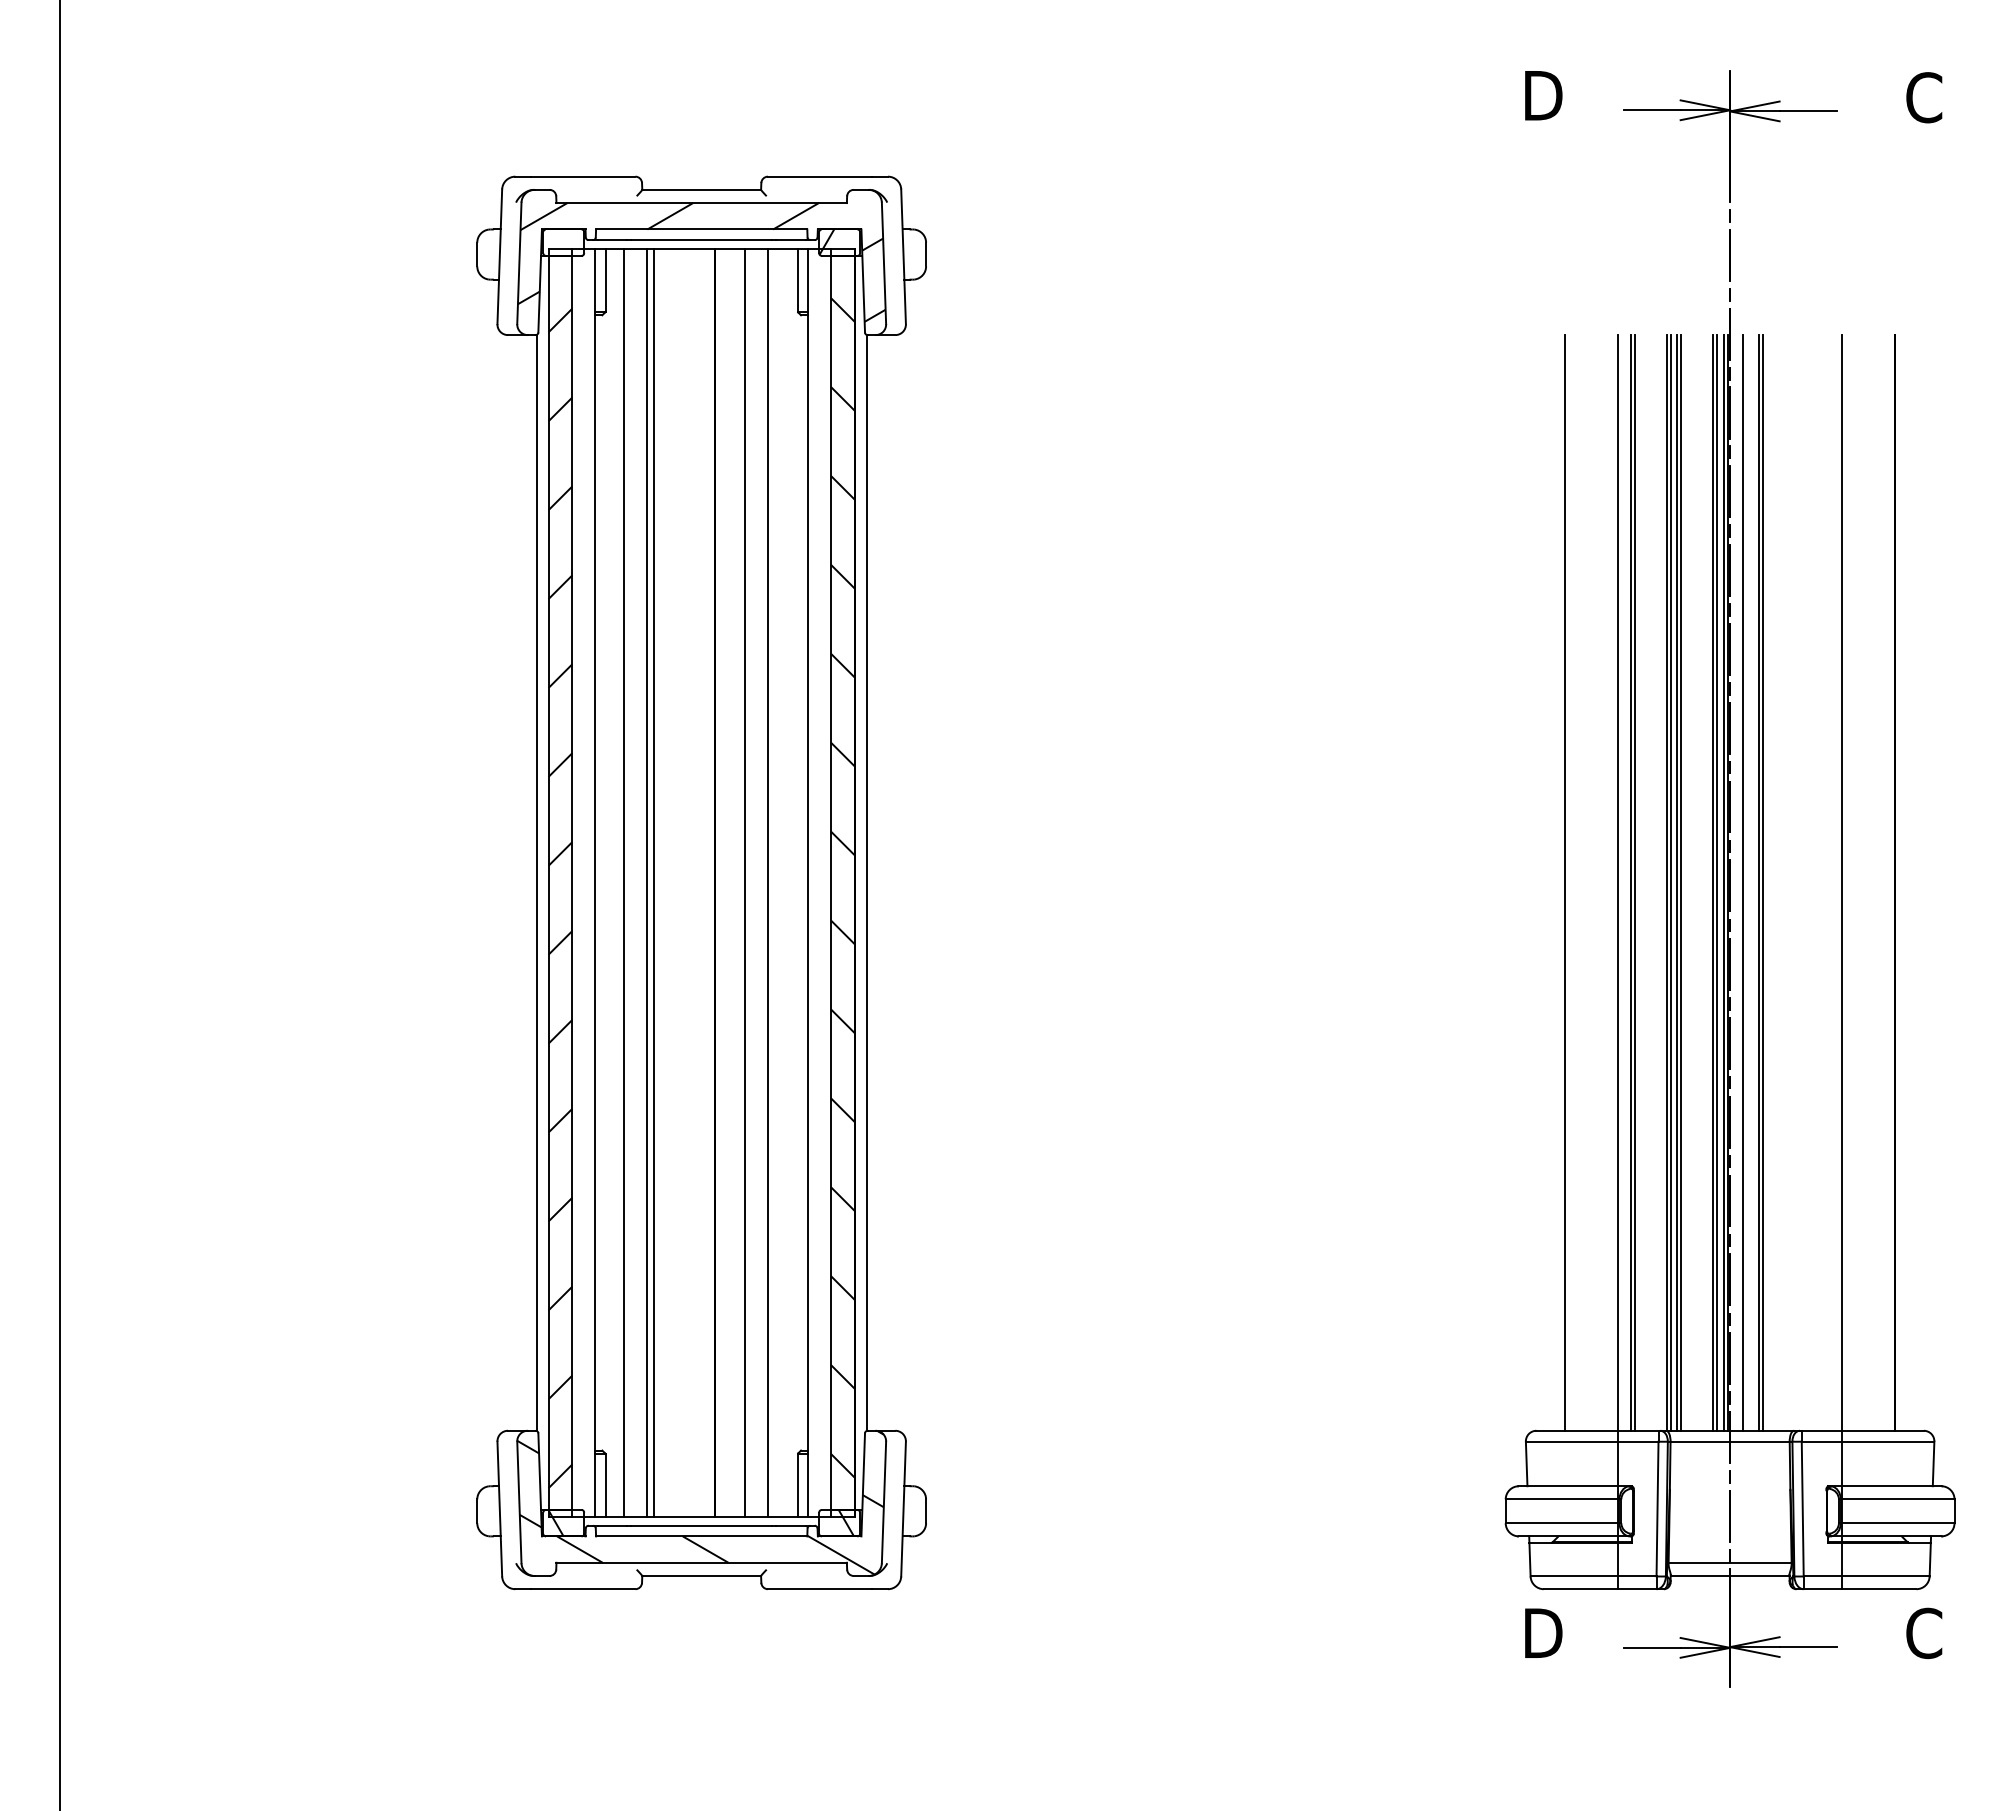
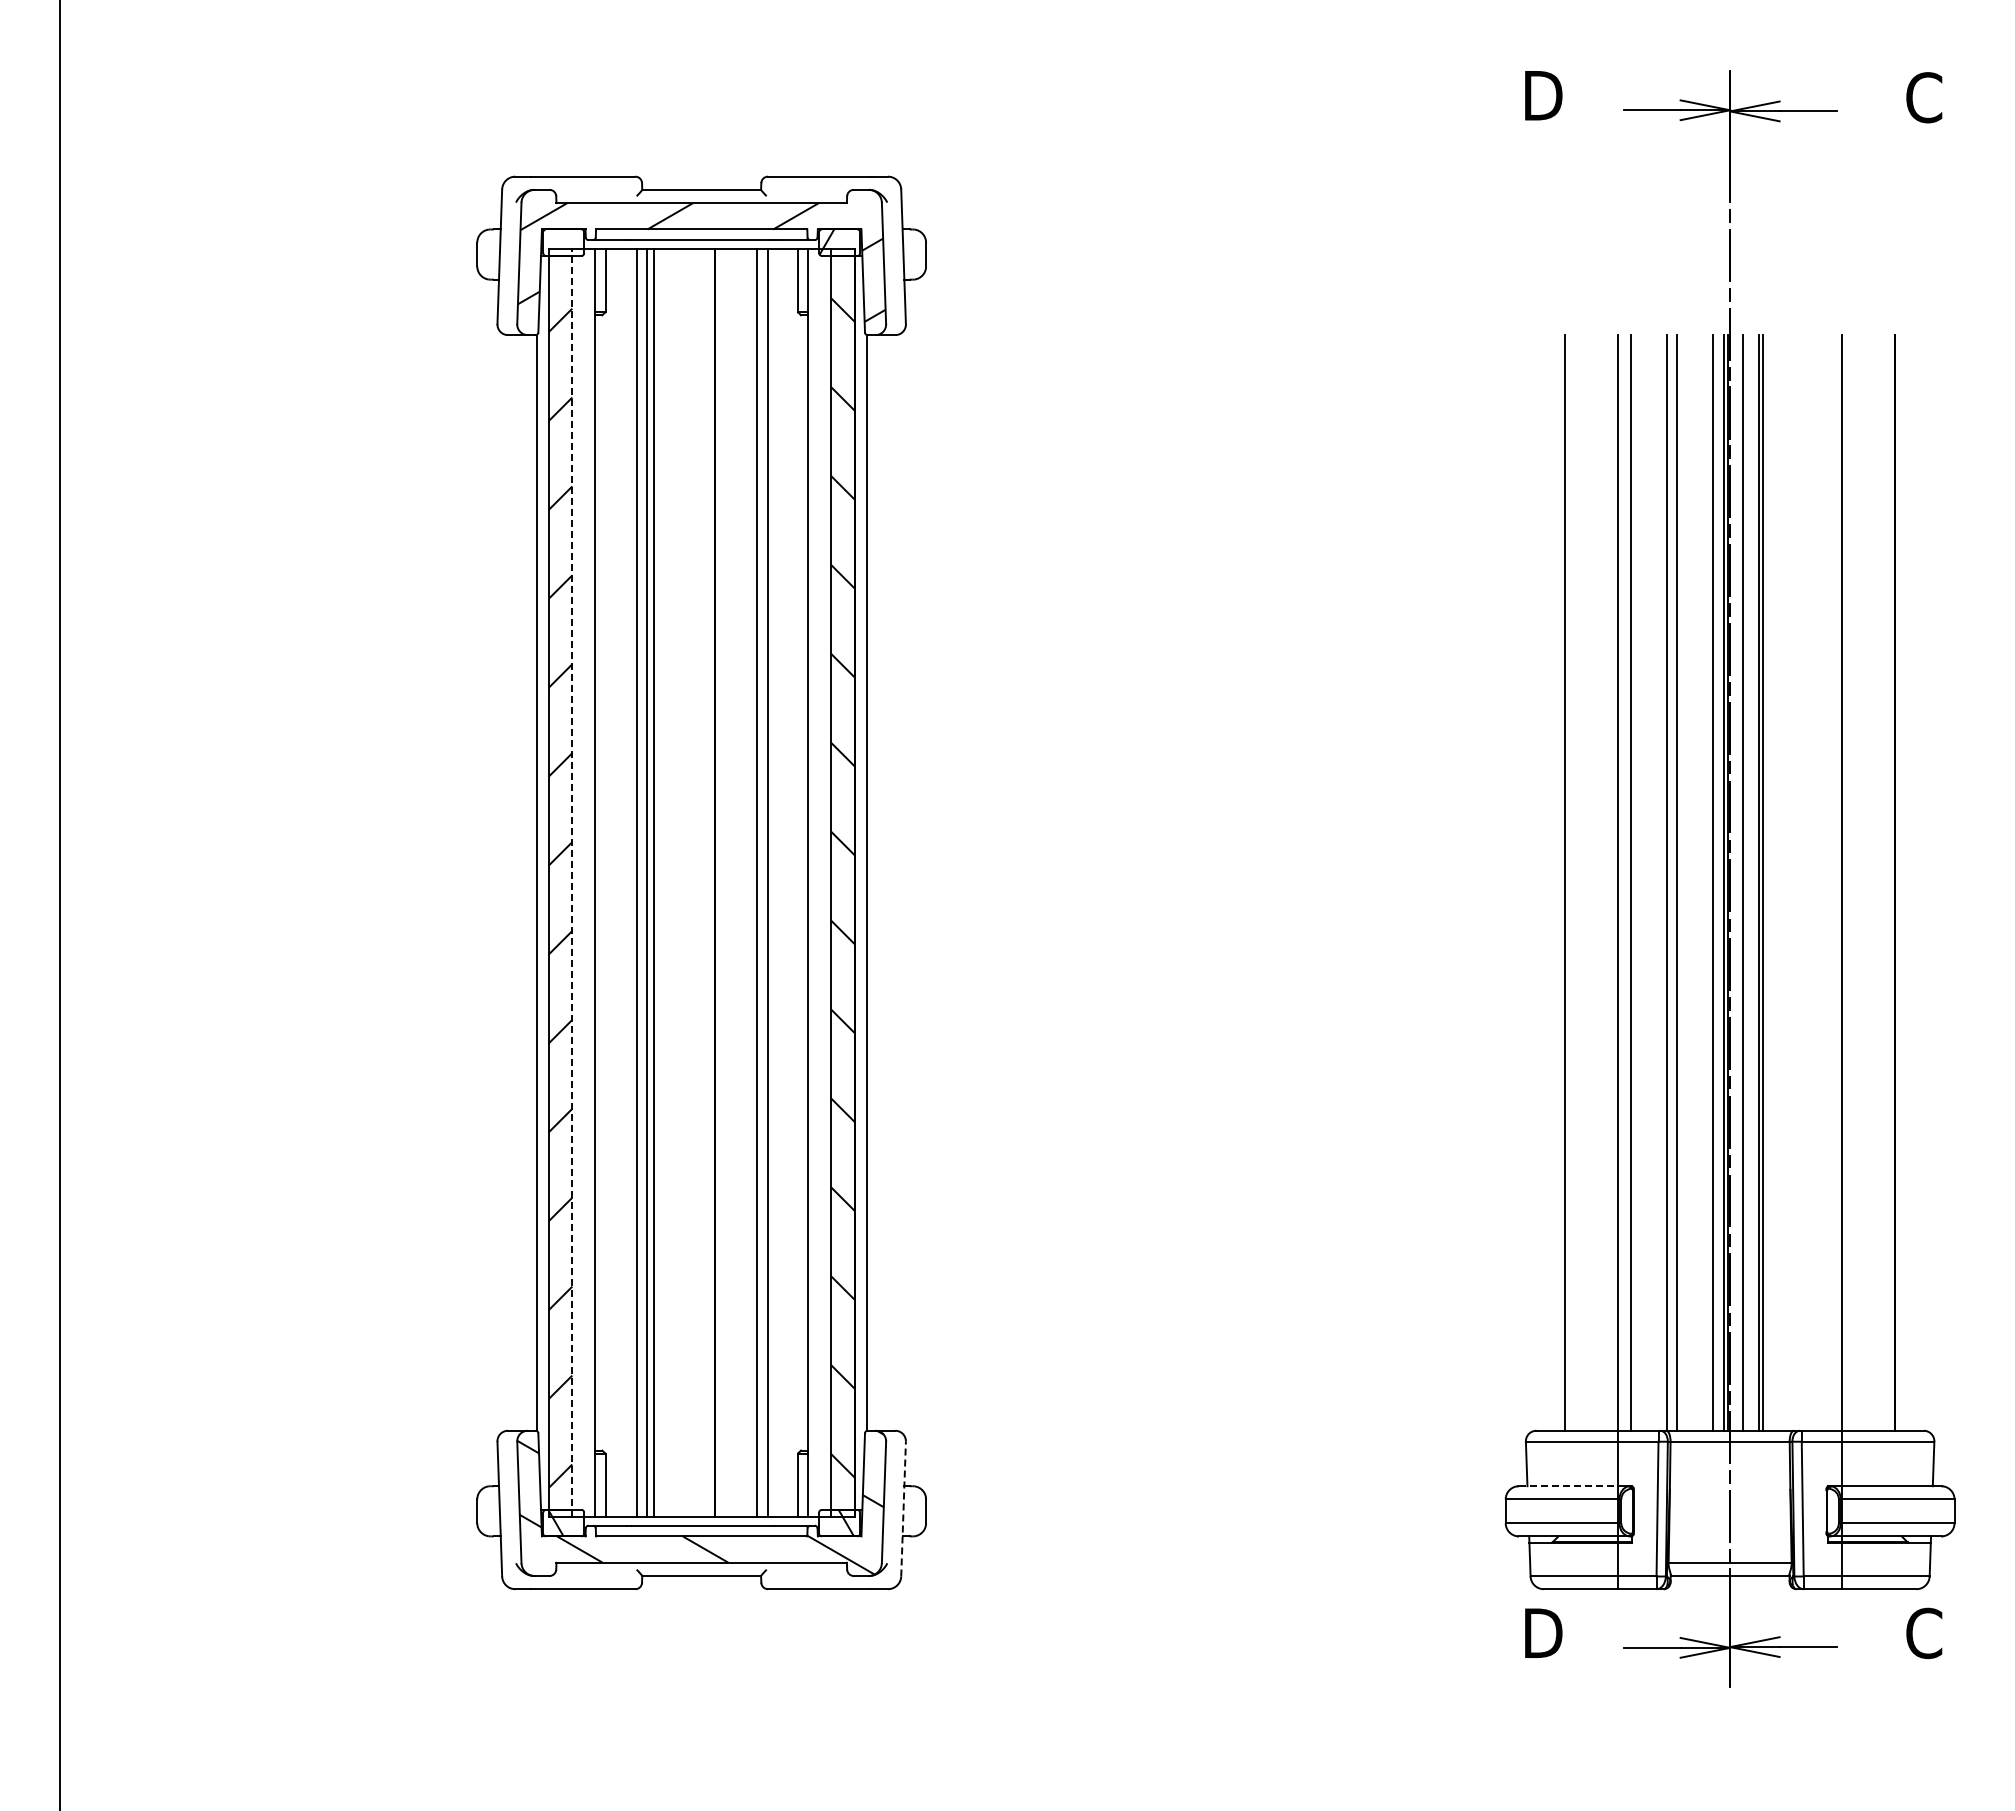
line: solid -> dashed (572, 882)
line position: (624, 882) -> (637, 882) (637, 882)
line position: (745, 882) -> (757, 882) (757, 882)
line: present -> none (1635, 882)
line: present -> none (1670, 882)
line: present -> none (1681, 882)
line: present -> none (1716, 882)
line: solid -> dashed (1568, 1486)
line: solid -> dashed (903, 1508)
